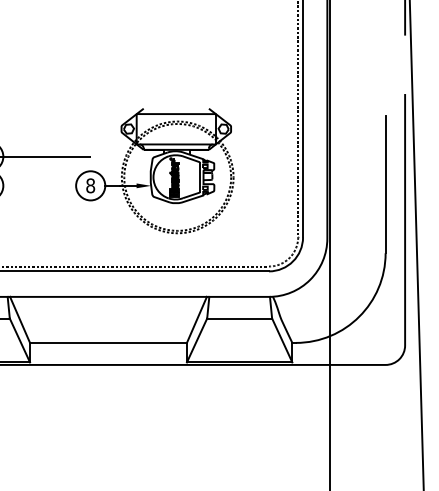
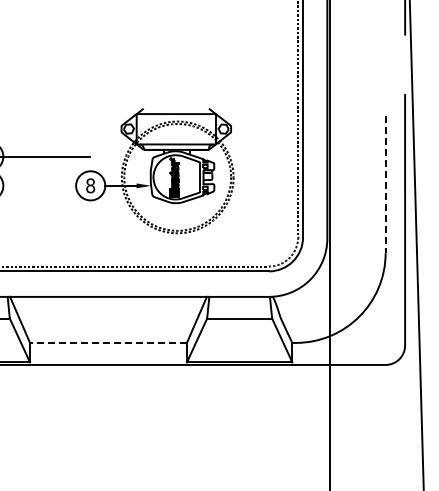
line: solid -> dashed (385, 184)
line: solid -> dashed (108, 342)
